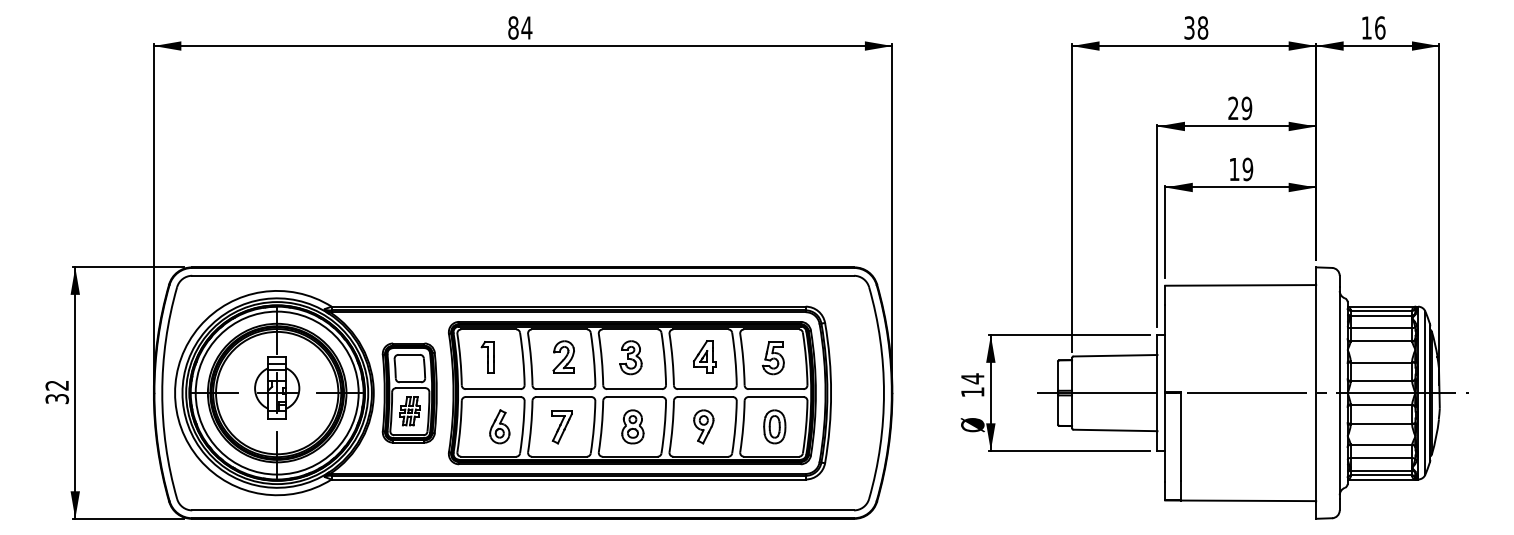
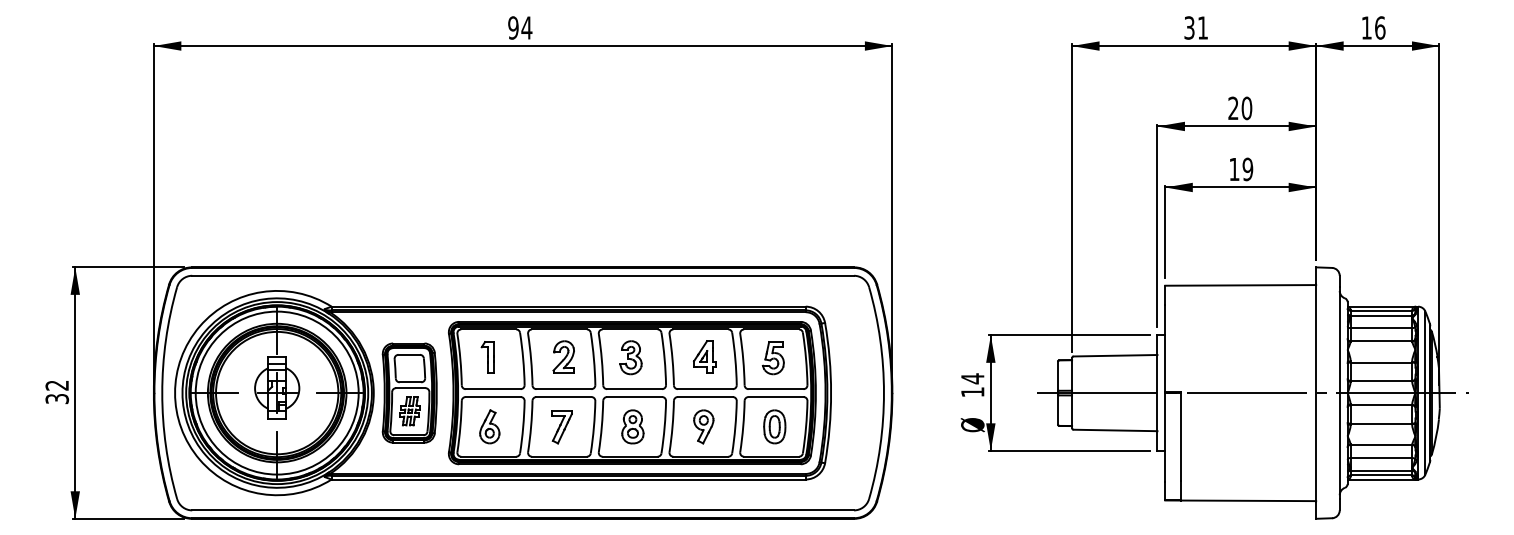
text: 84 -> 94 (513, 27)
text: 38 -> 31 (1202, 27)
text: 29 -> 20 (1246, 108)
part position: (499, 426) -> (489, 426) (489, 426)
